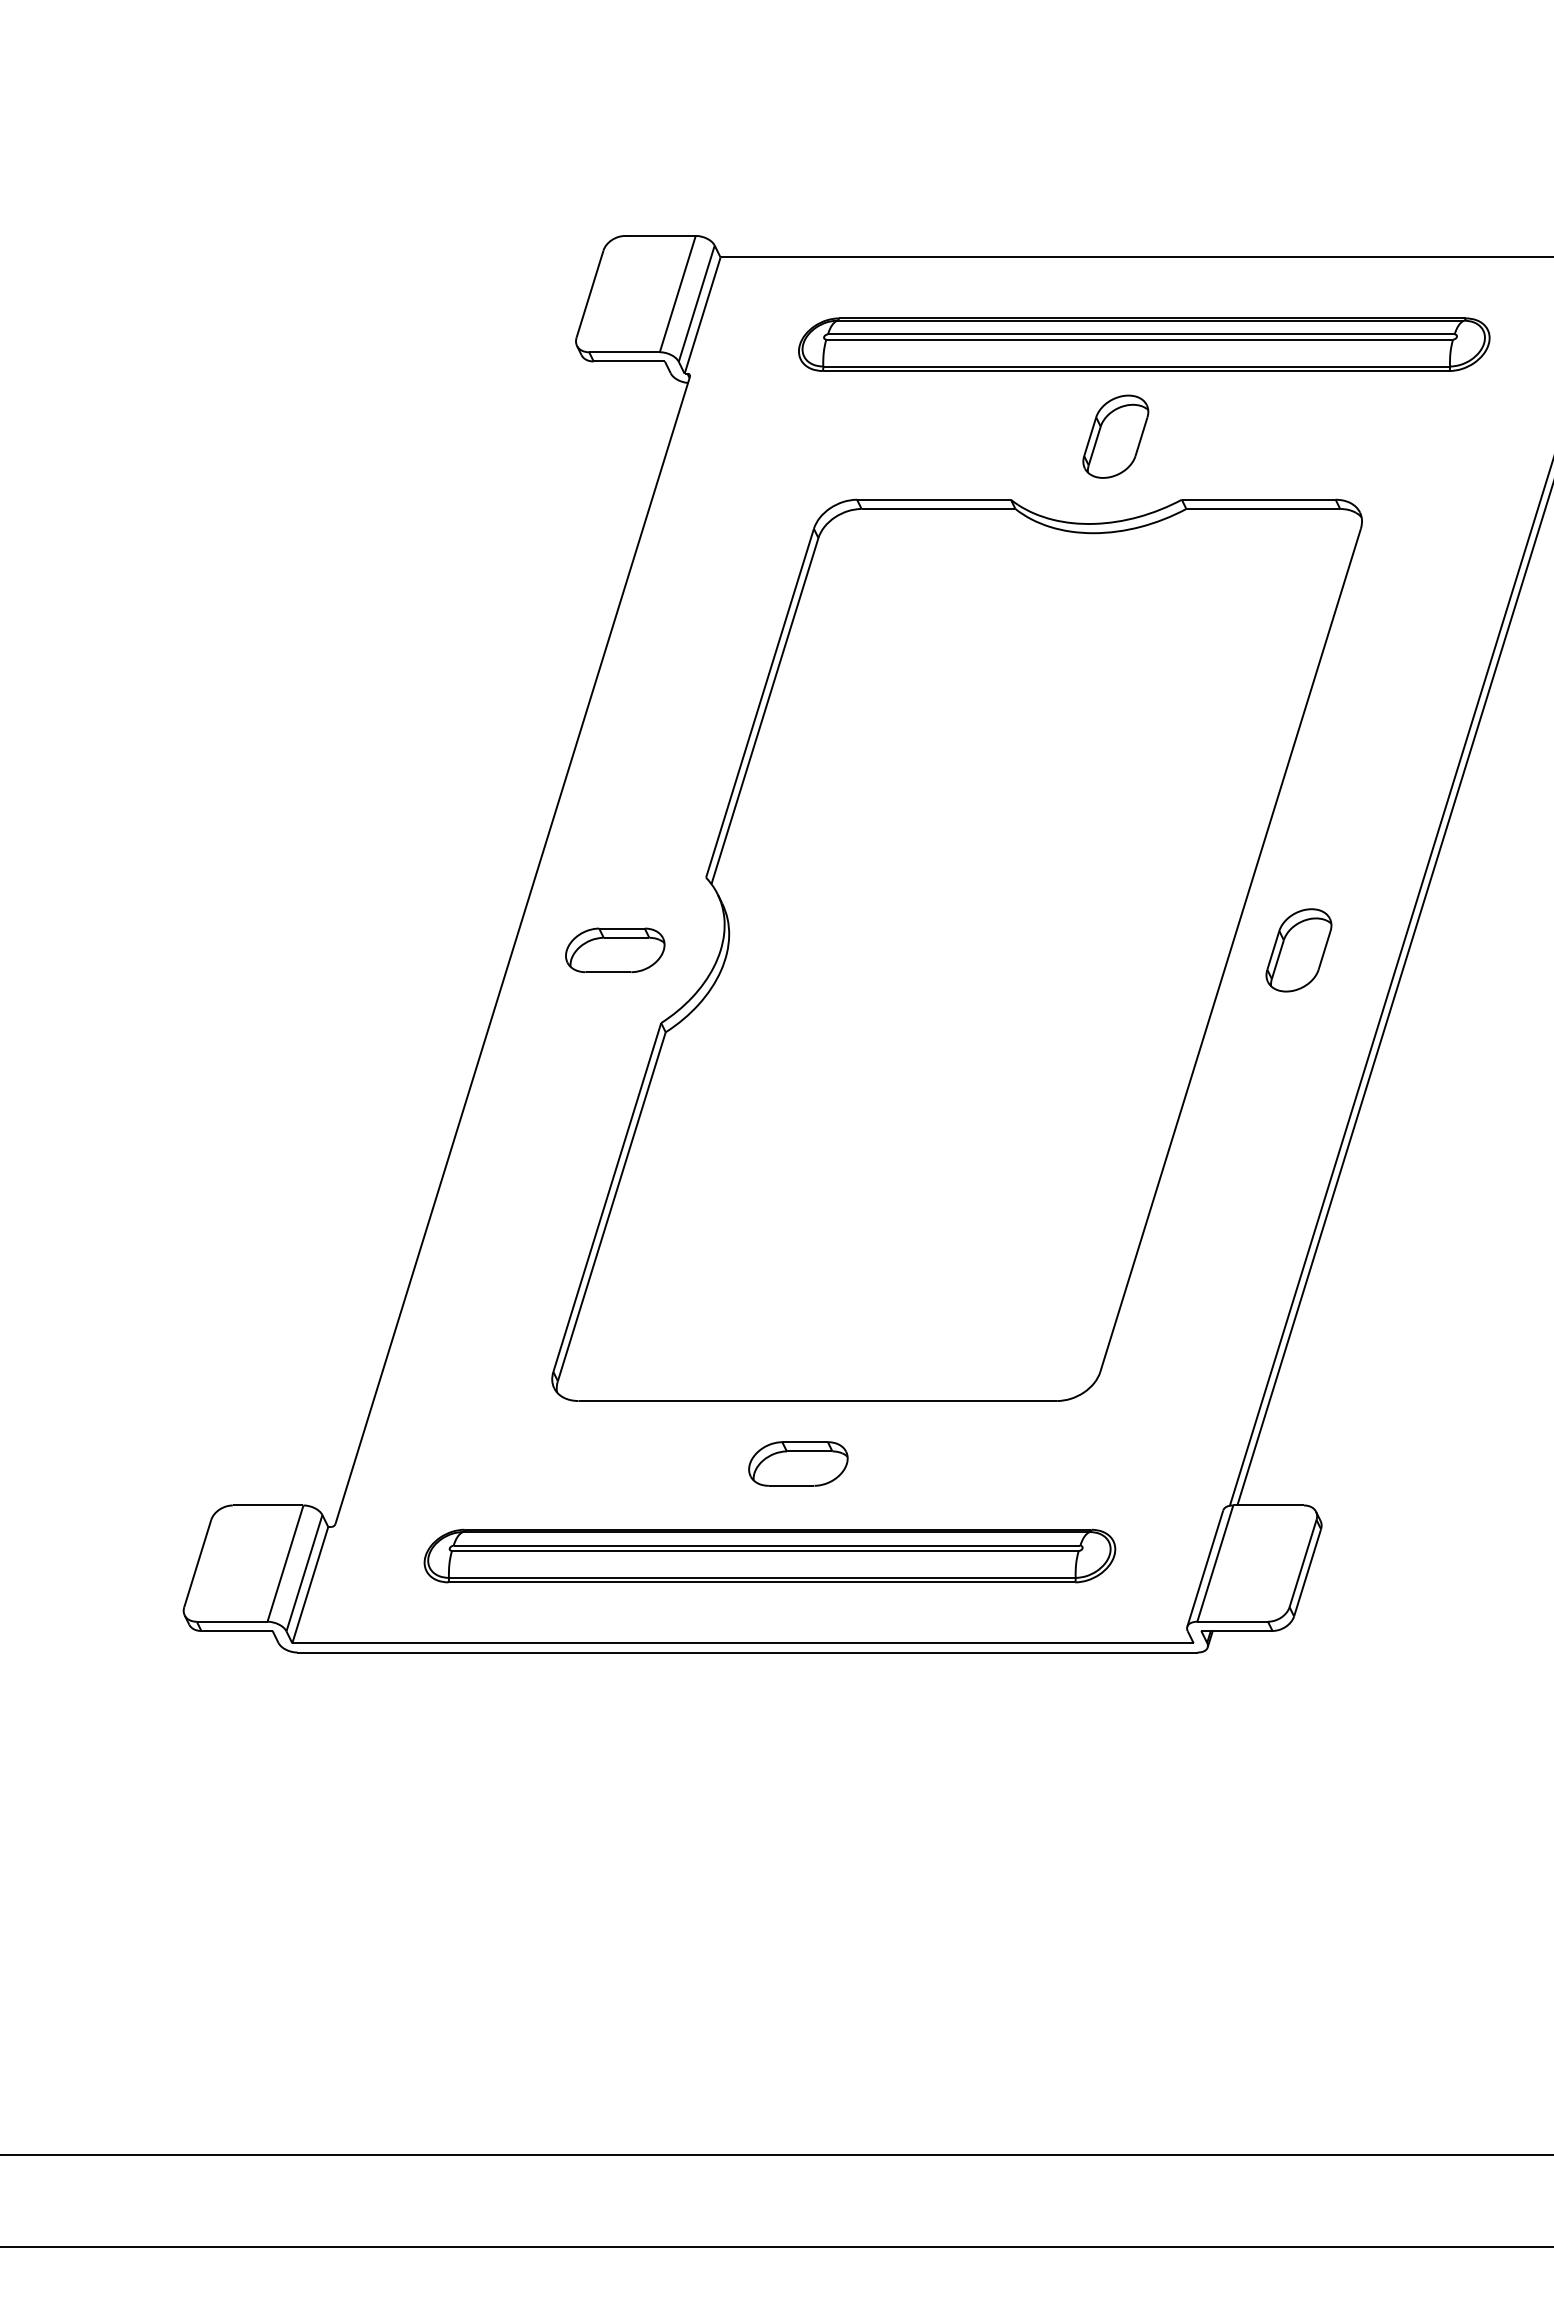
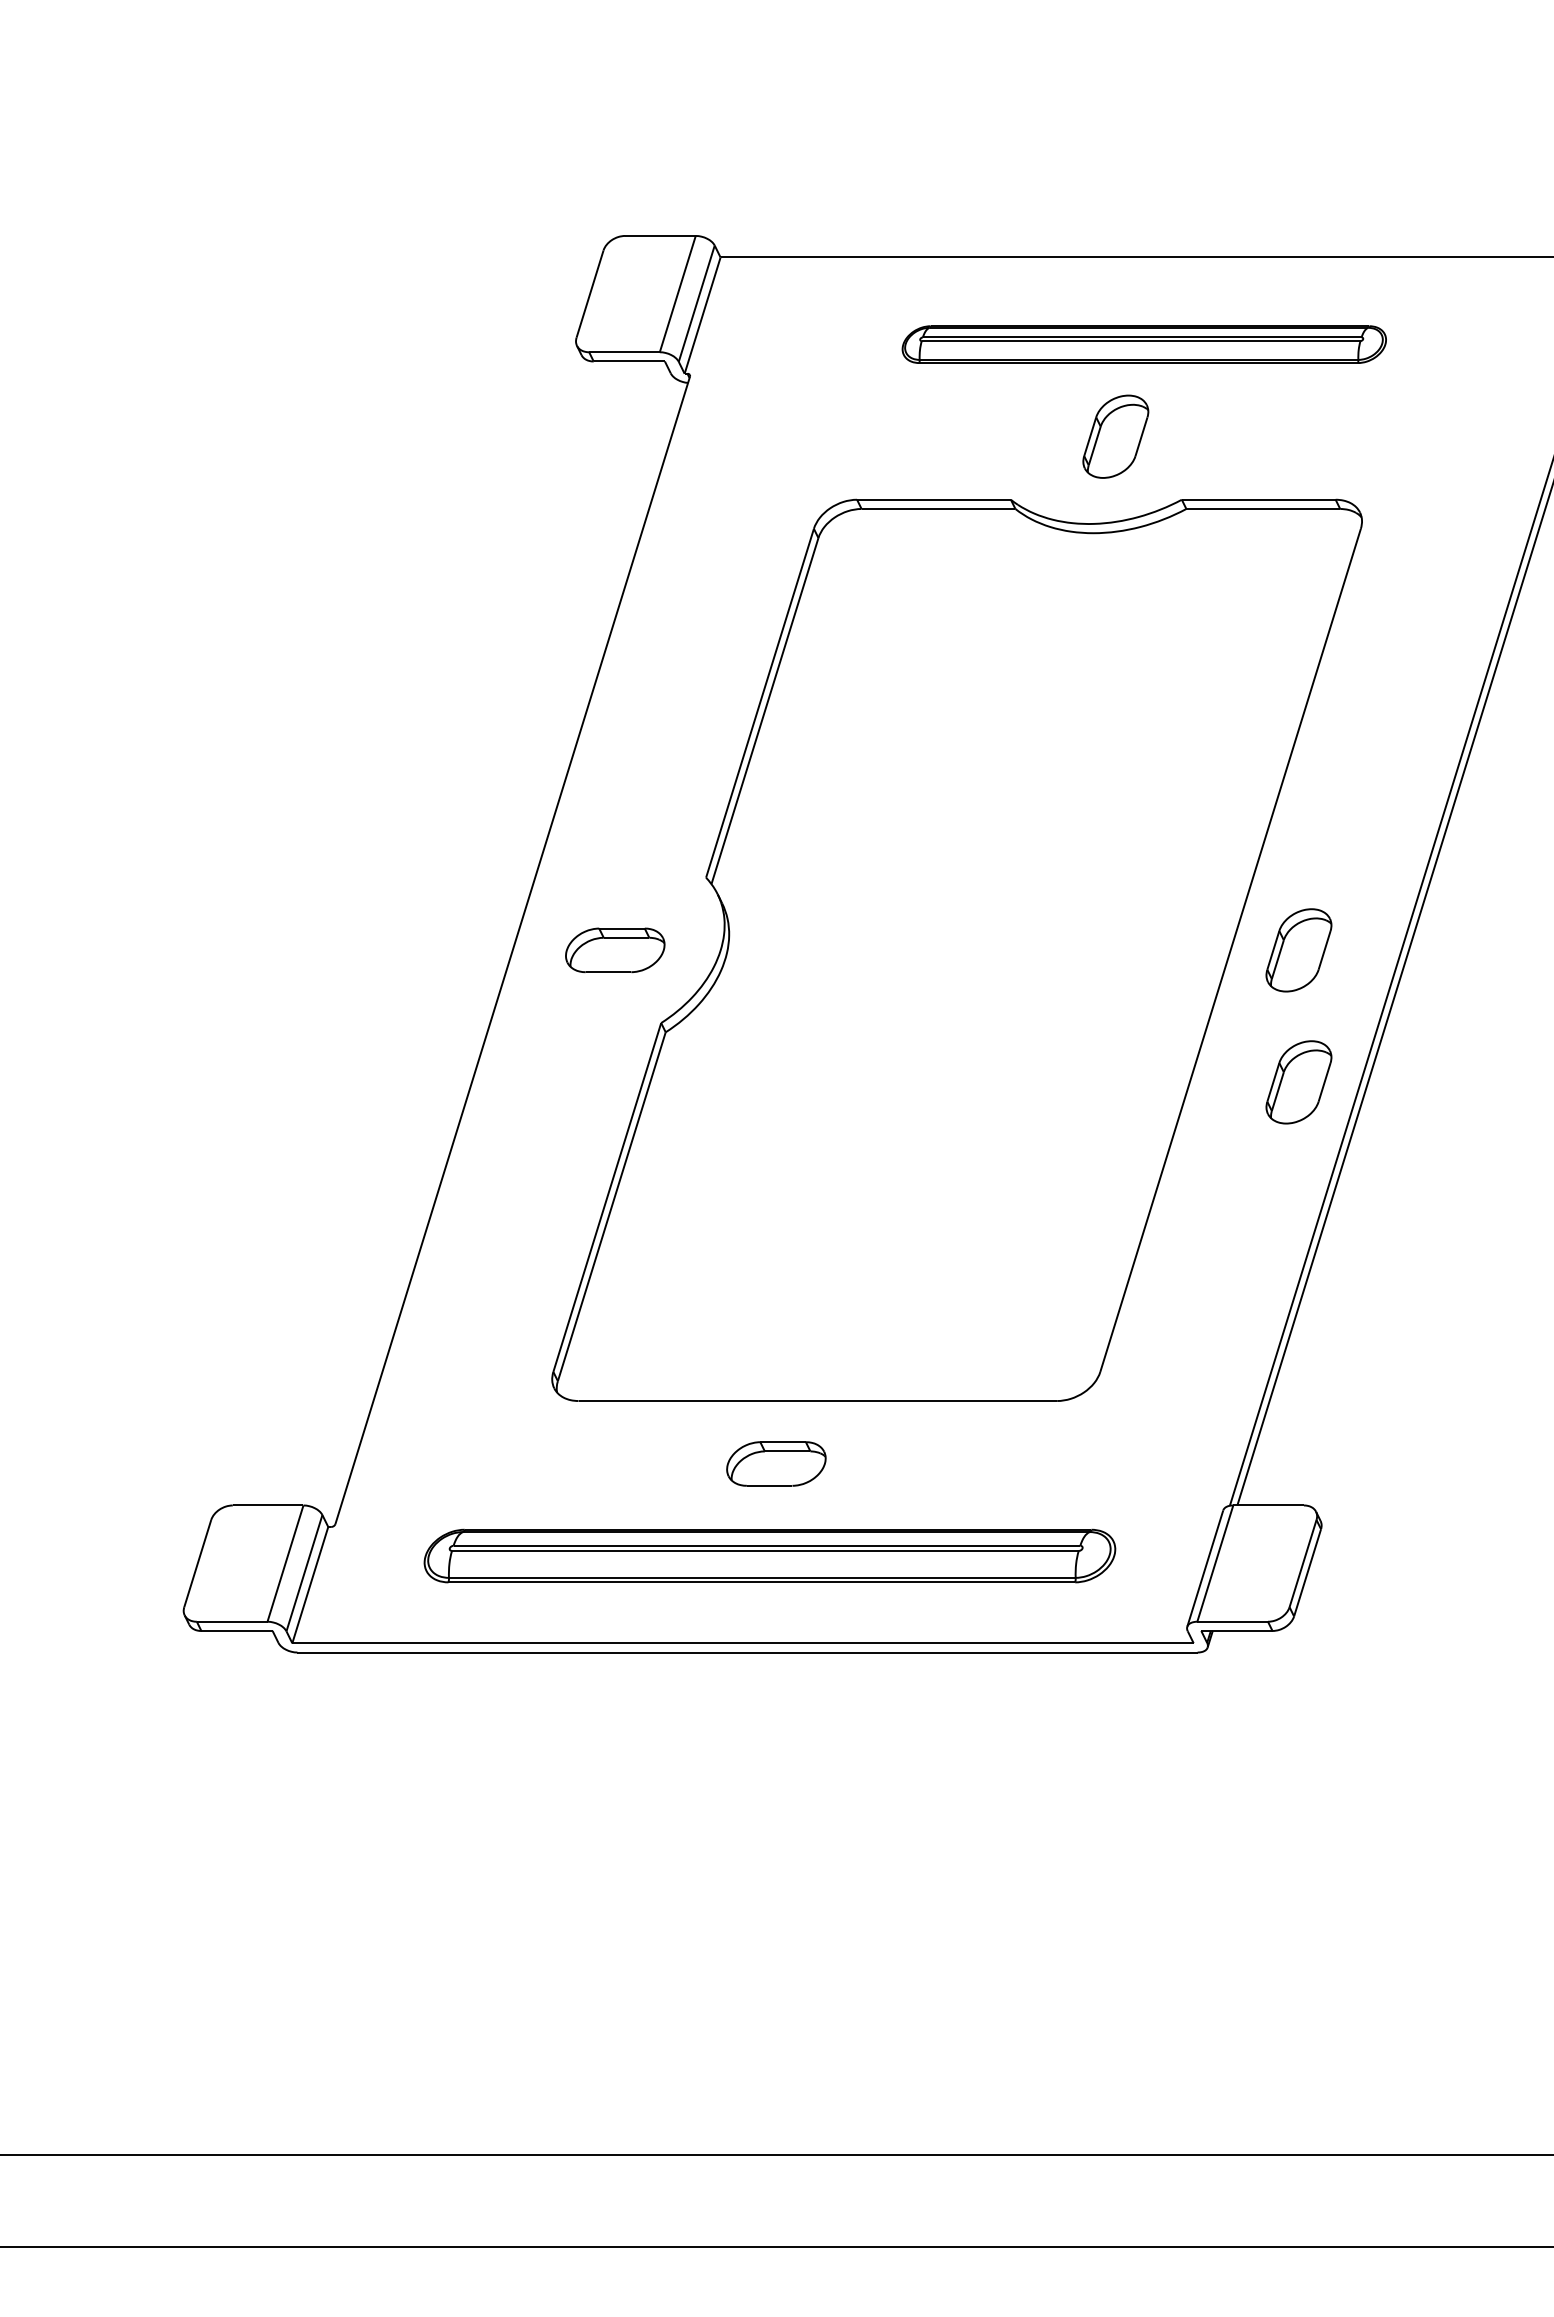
part size: 693x55 px -> 486x39 px (1143, 344)
part: none -> present (1298, 1082)
part position: (798, 1463) -> (776, 1463) (776, 1463)
